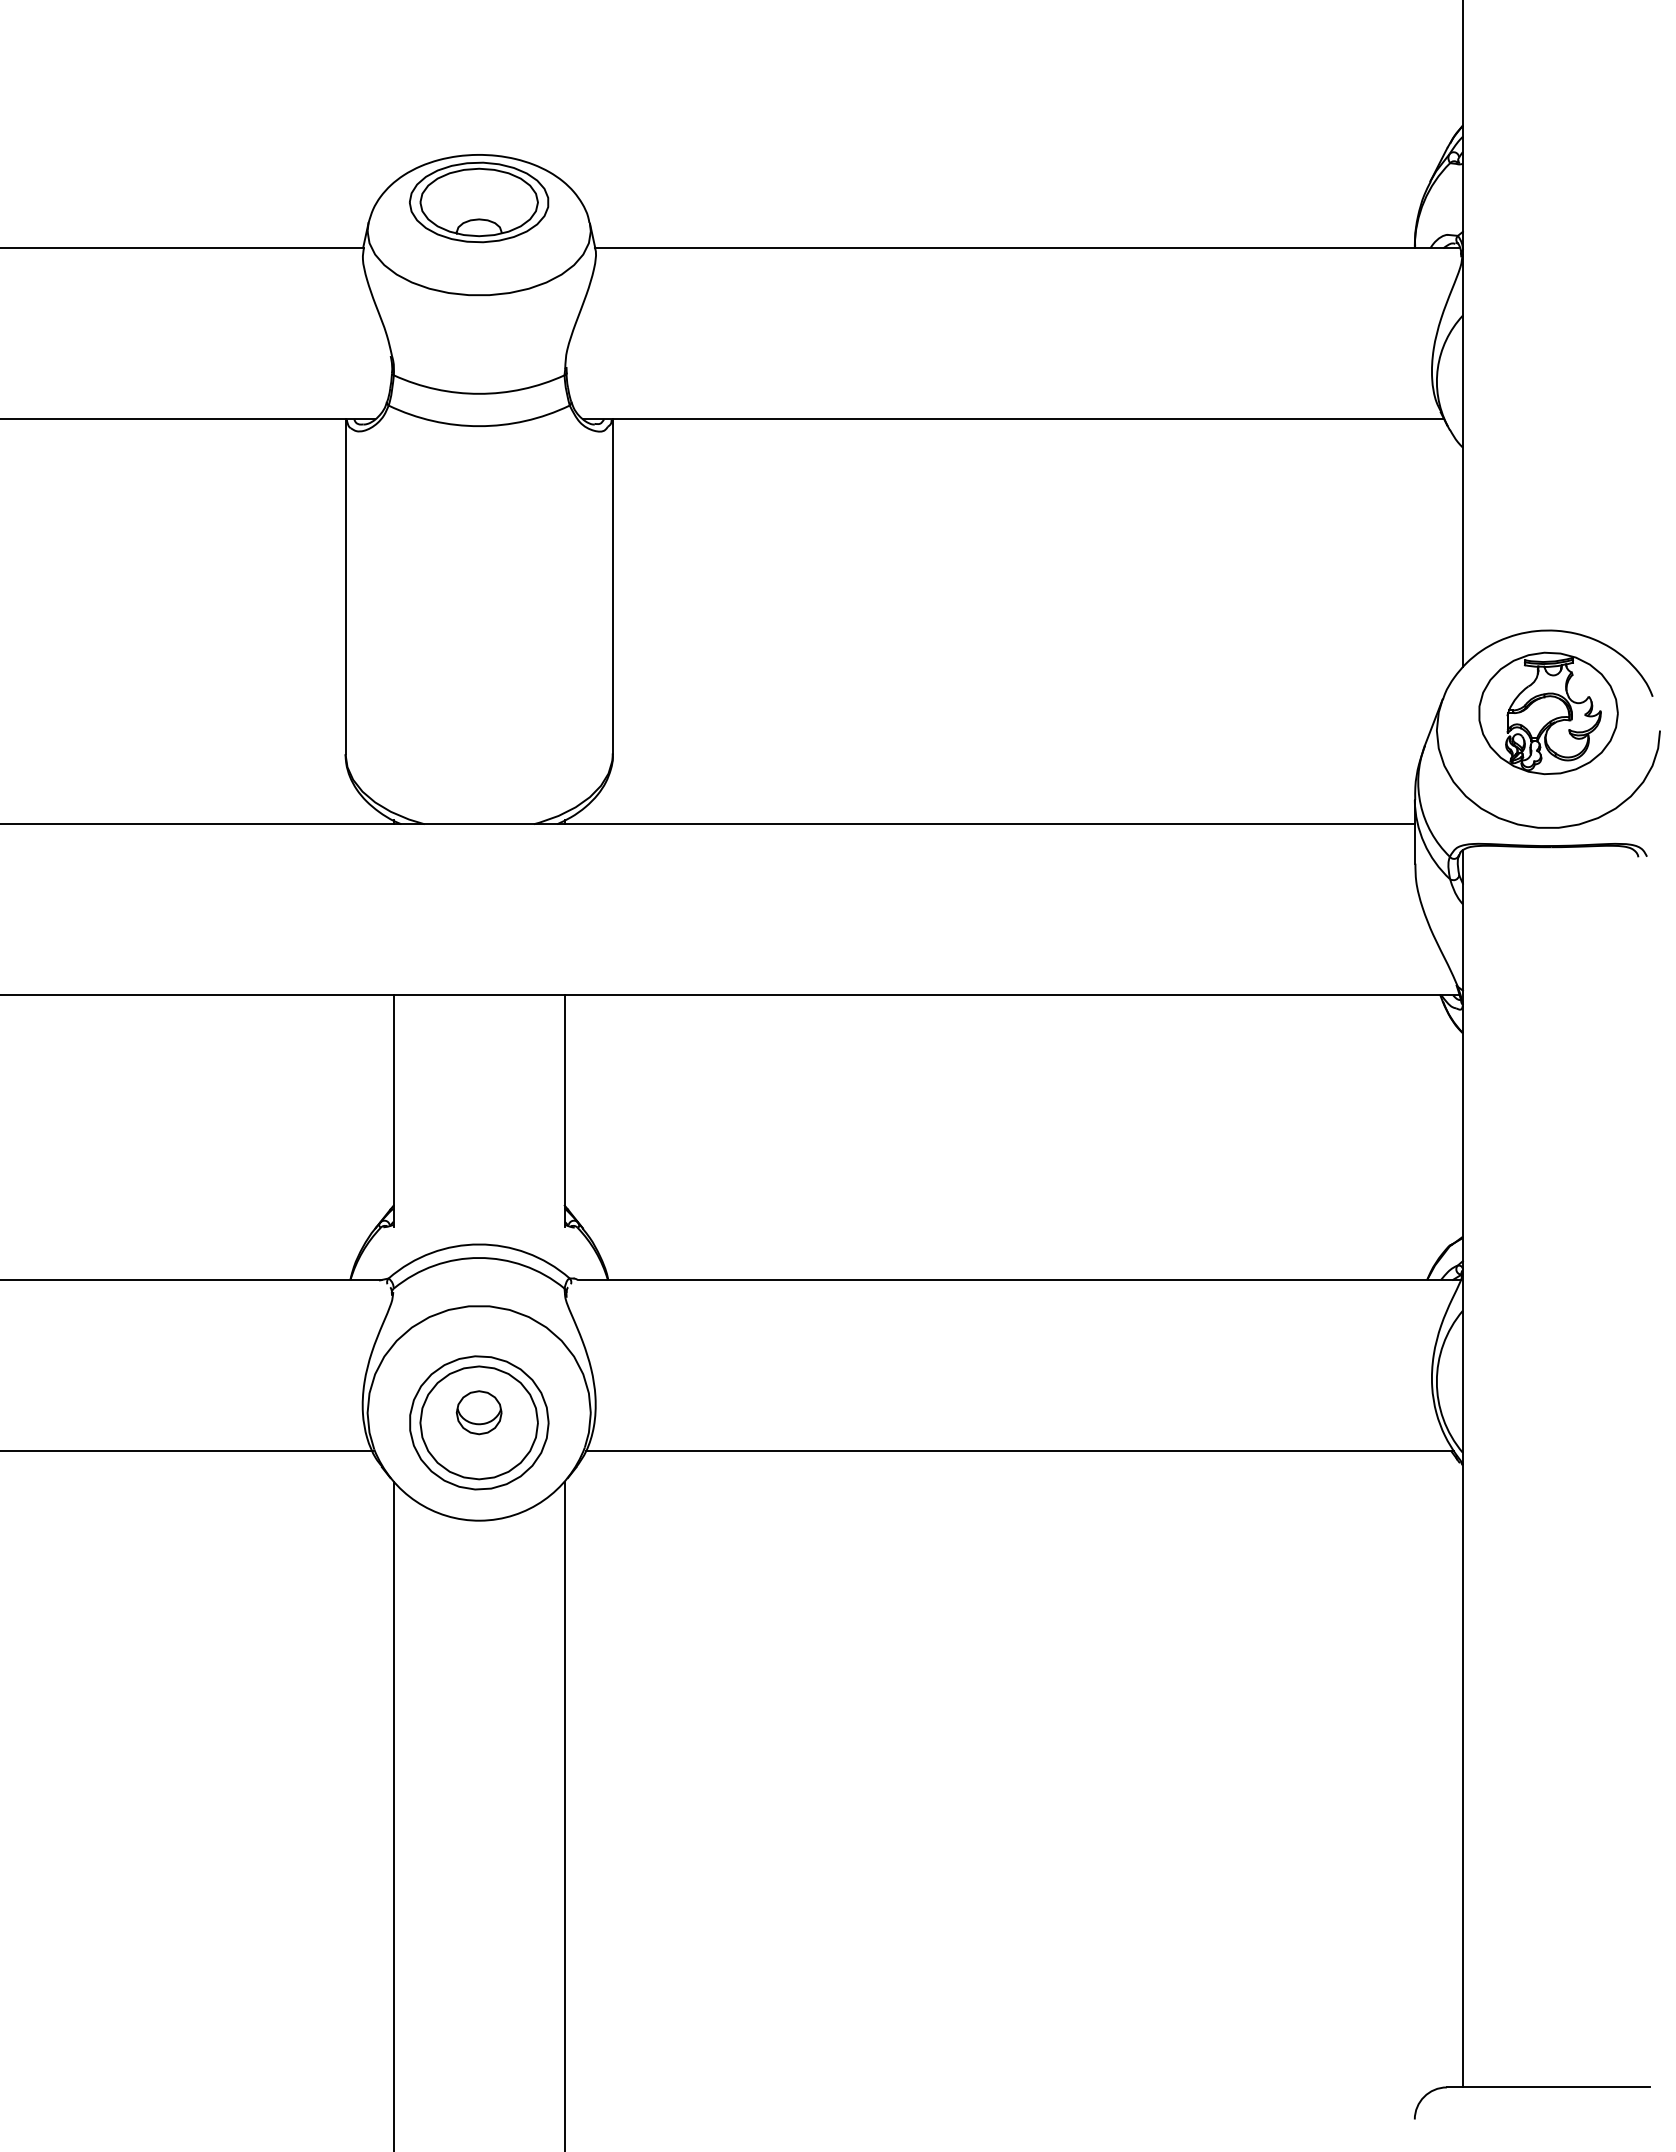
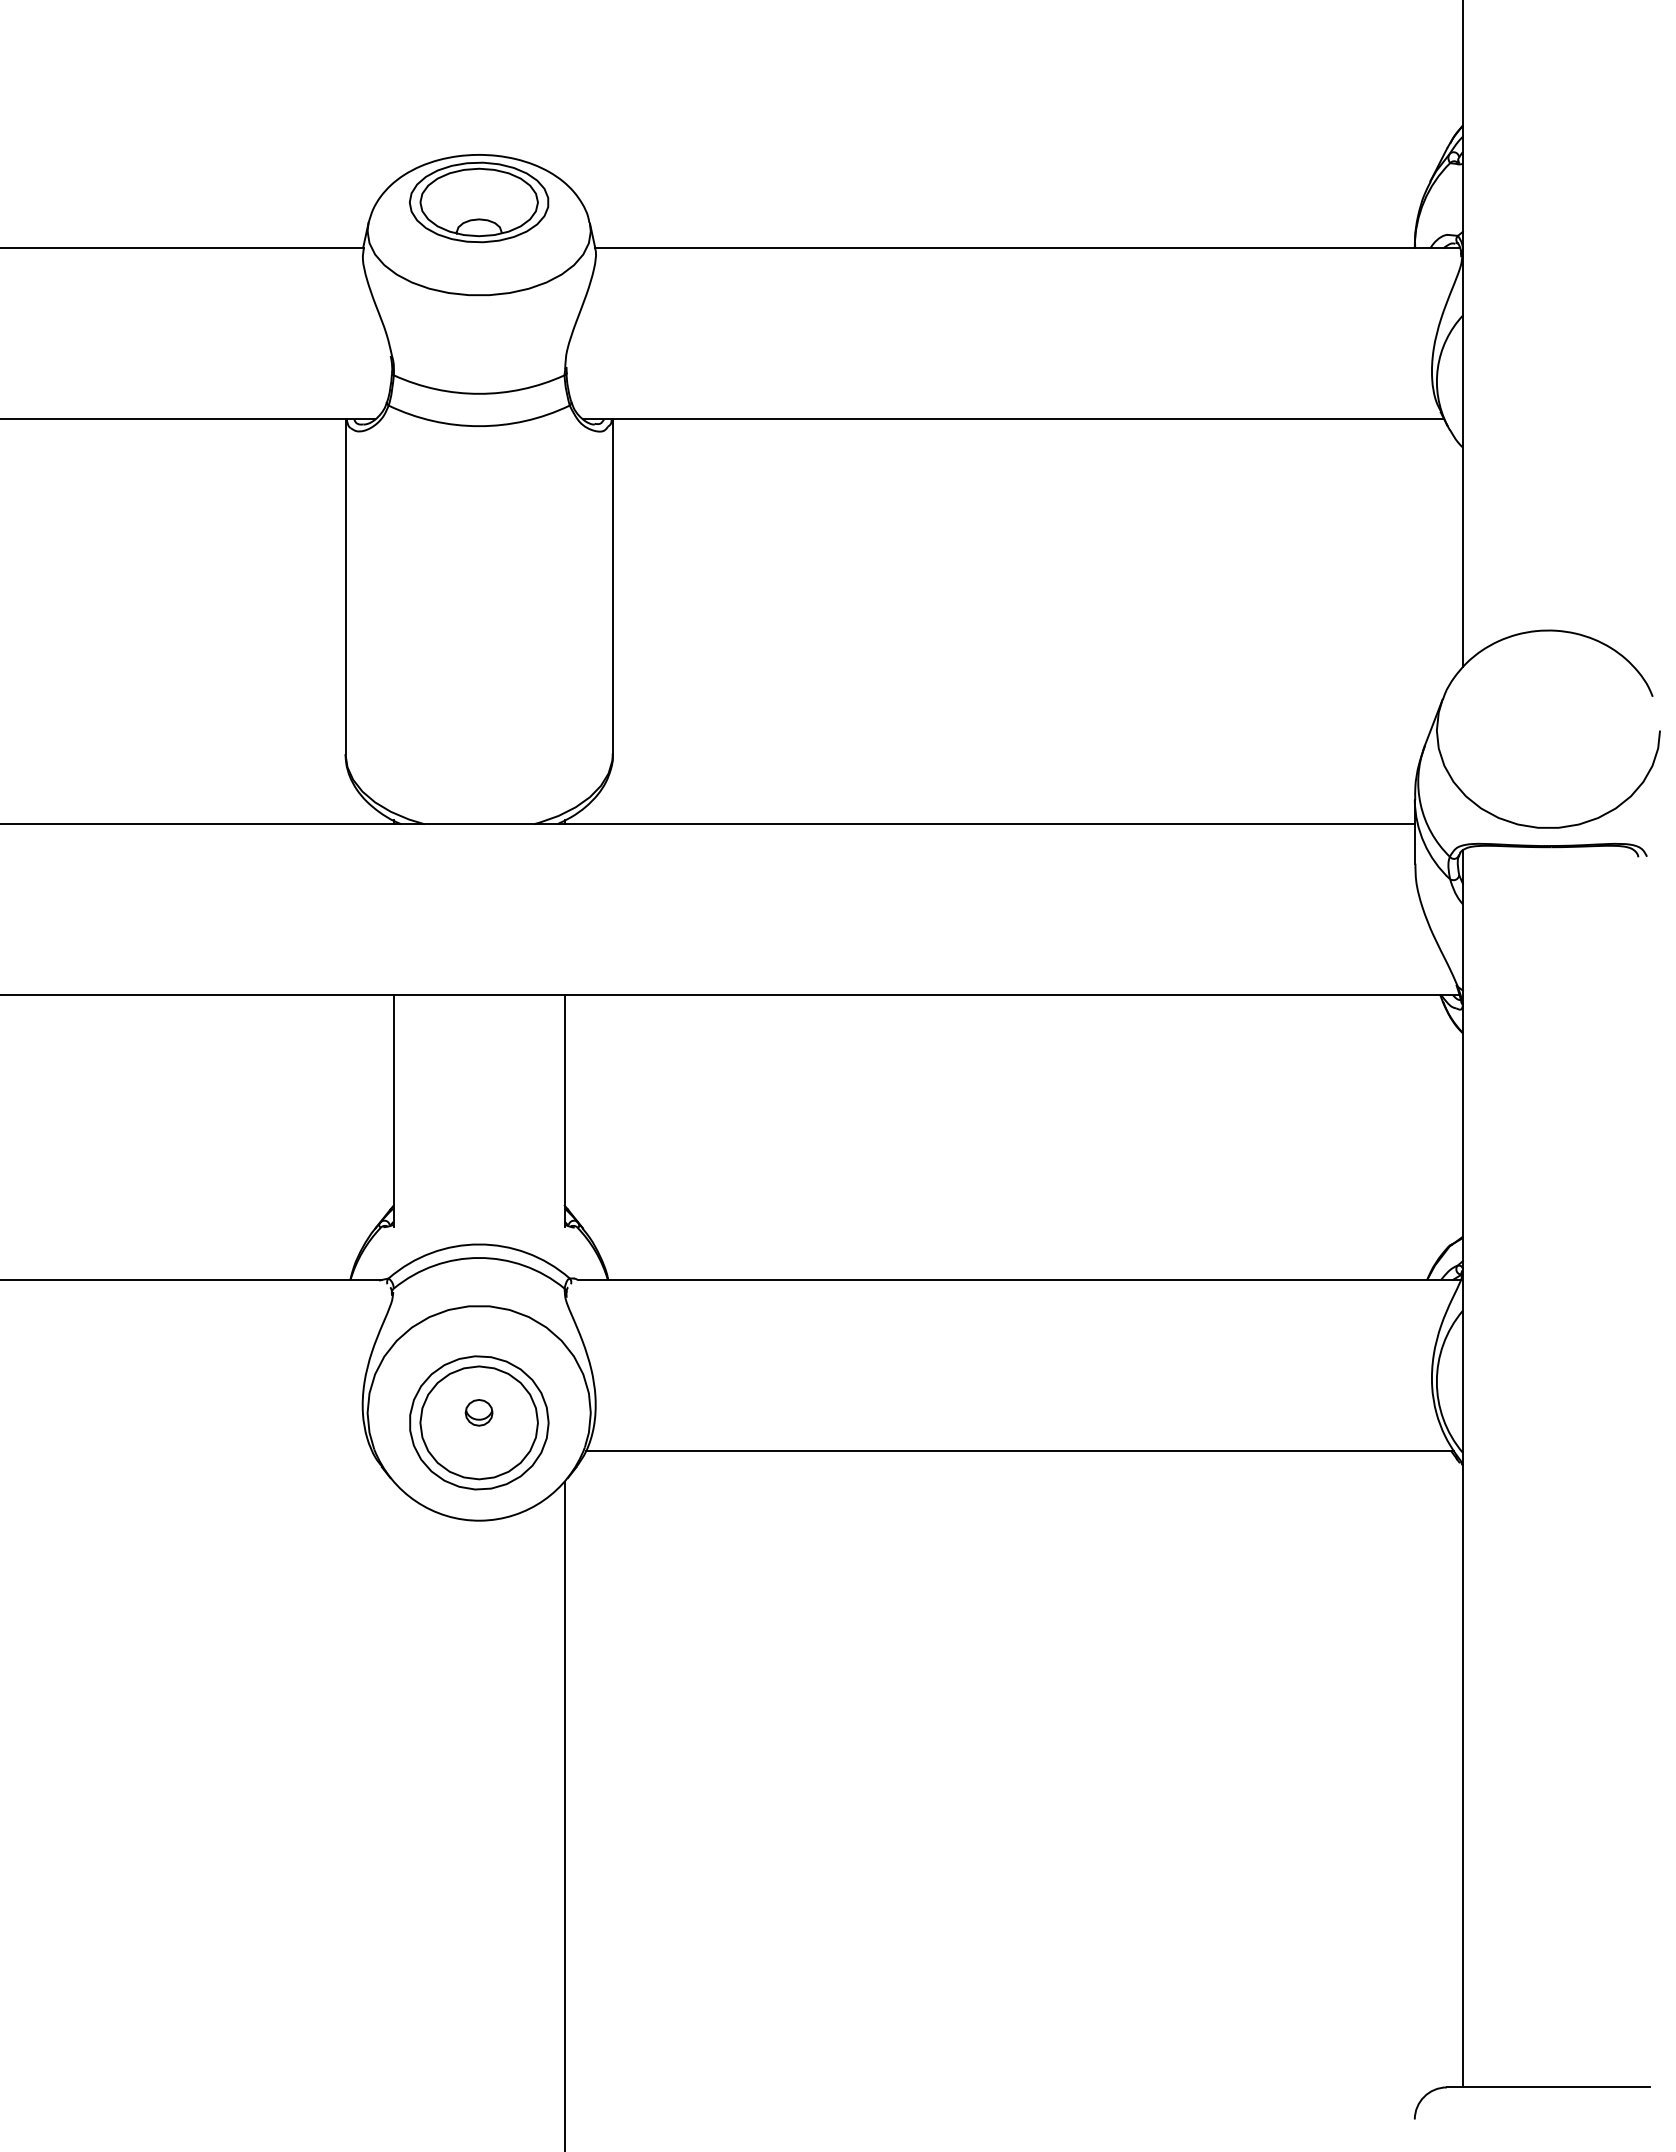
part: present -> none (1548, 713)
part size: 48x46 px -> 30x28 px (478, 1412)
line: present -> none (187, 1450)
line: present -> none (393, 1814)
